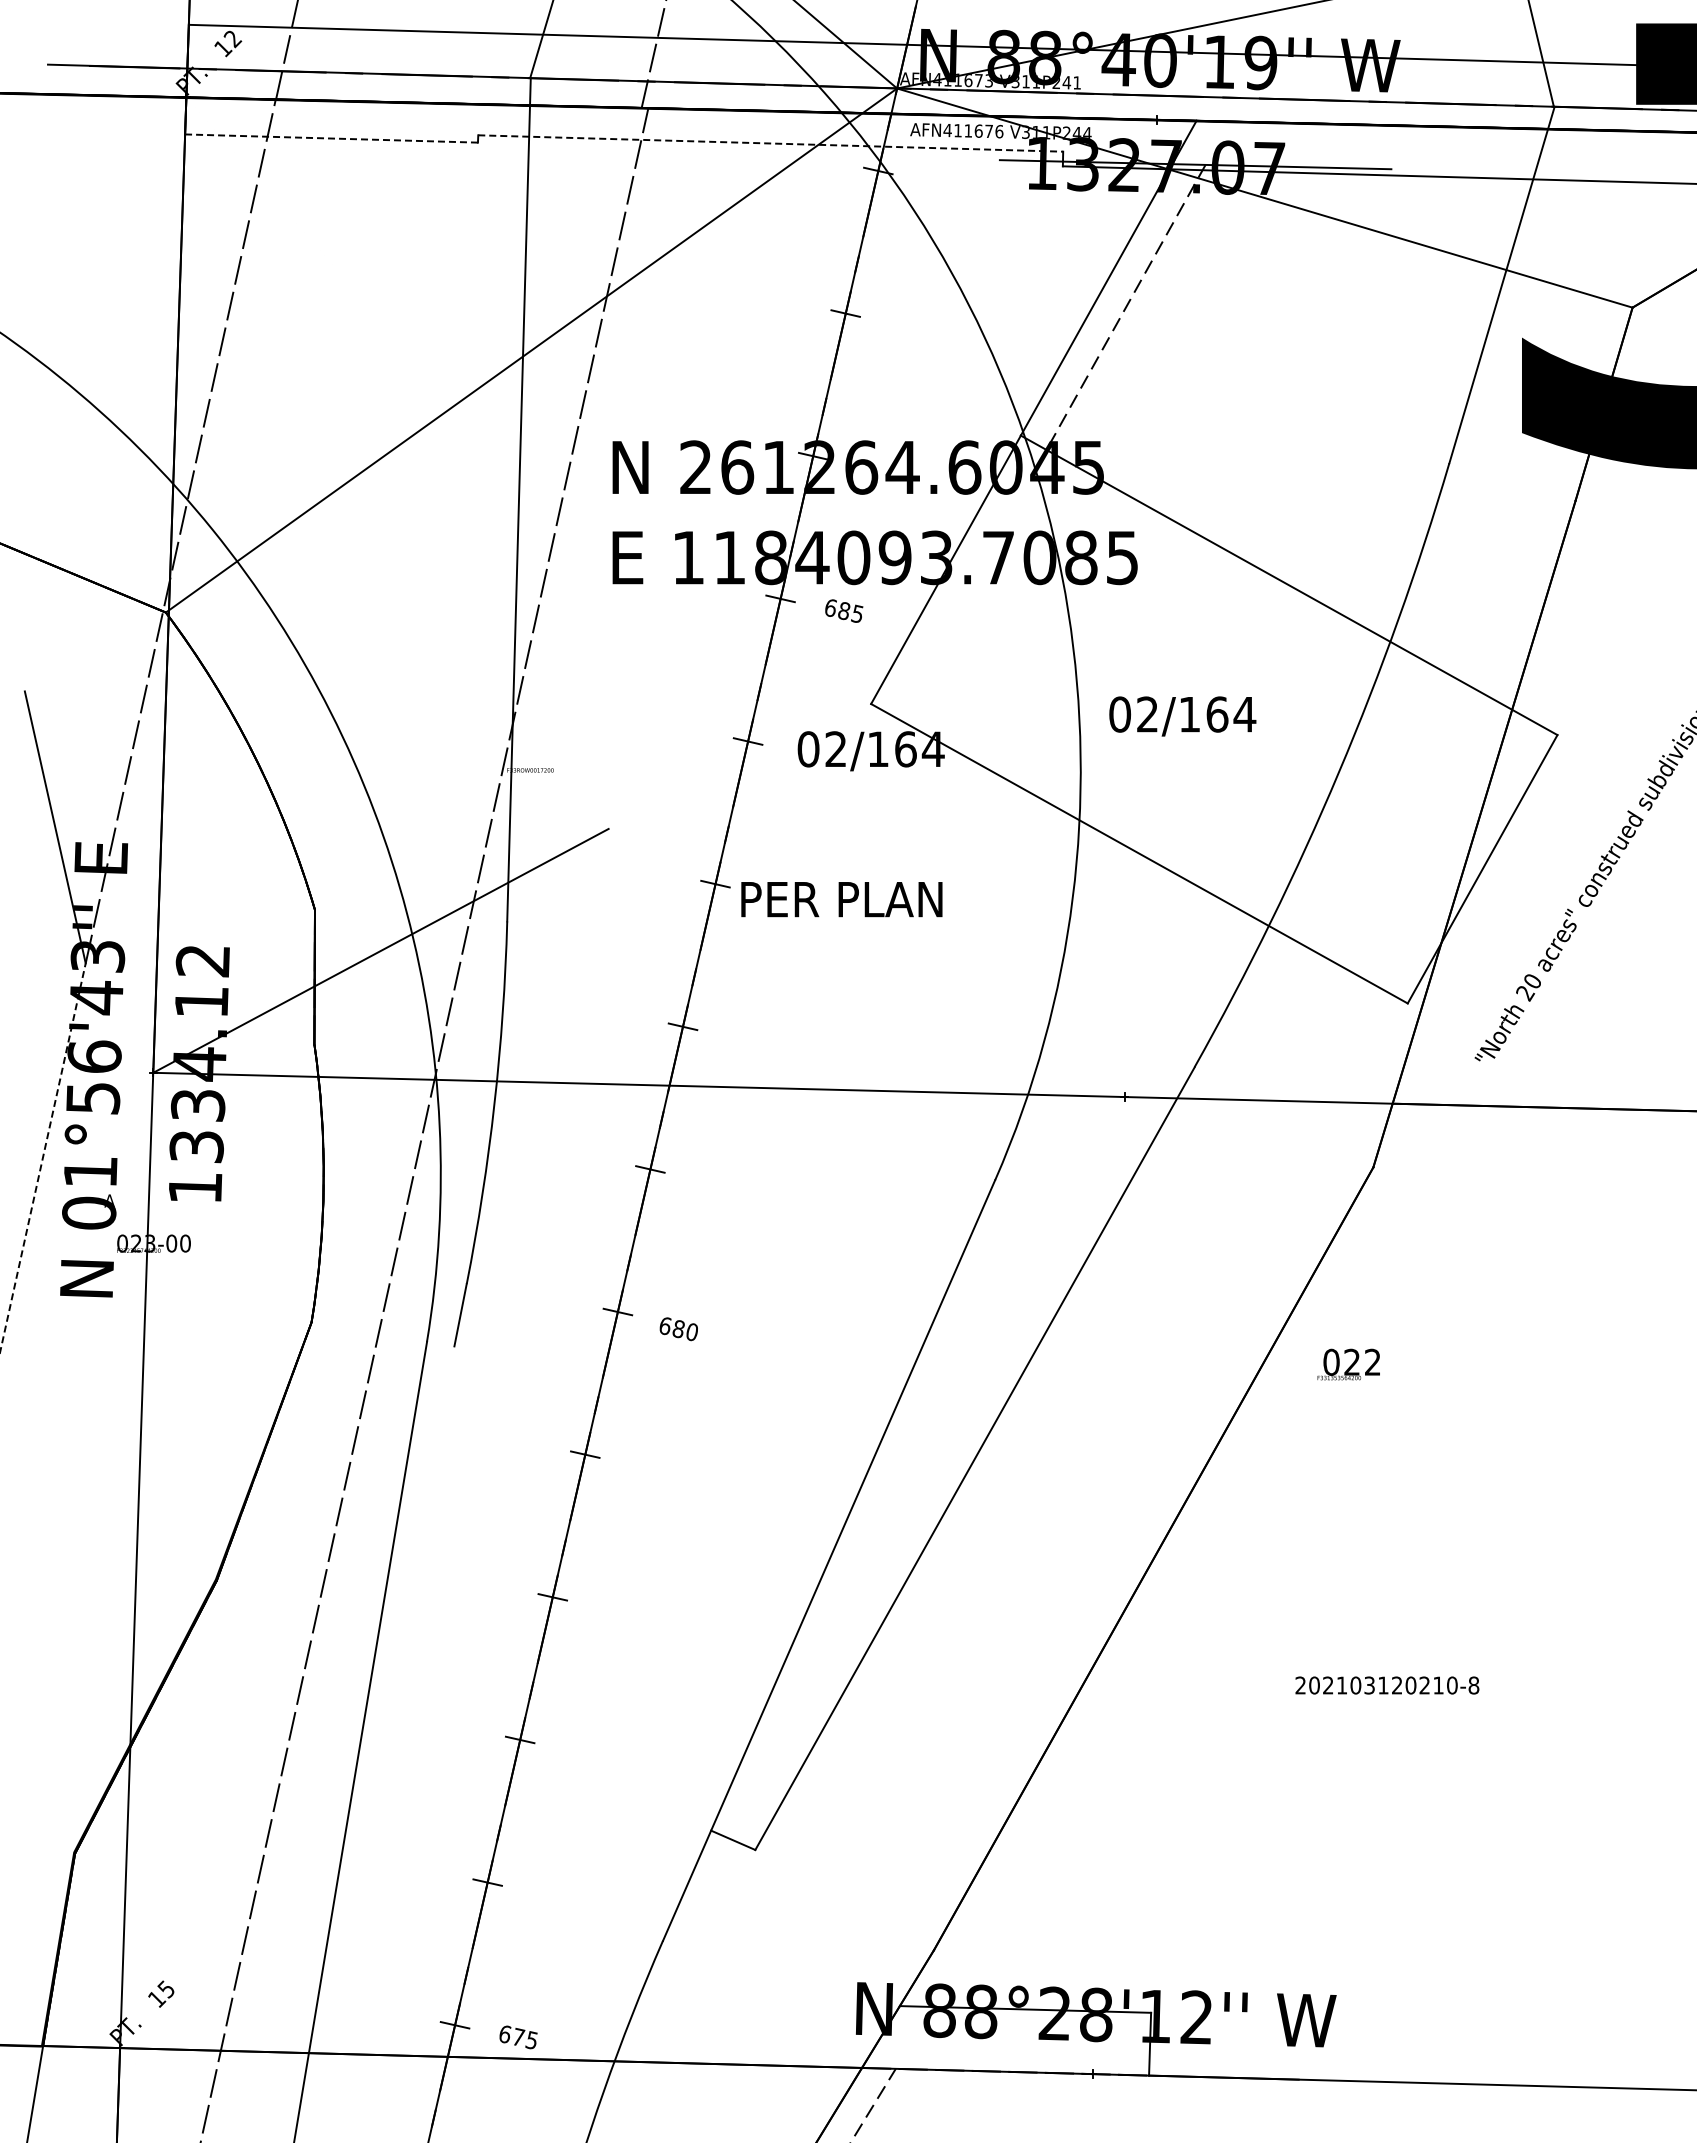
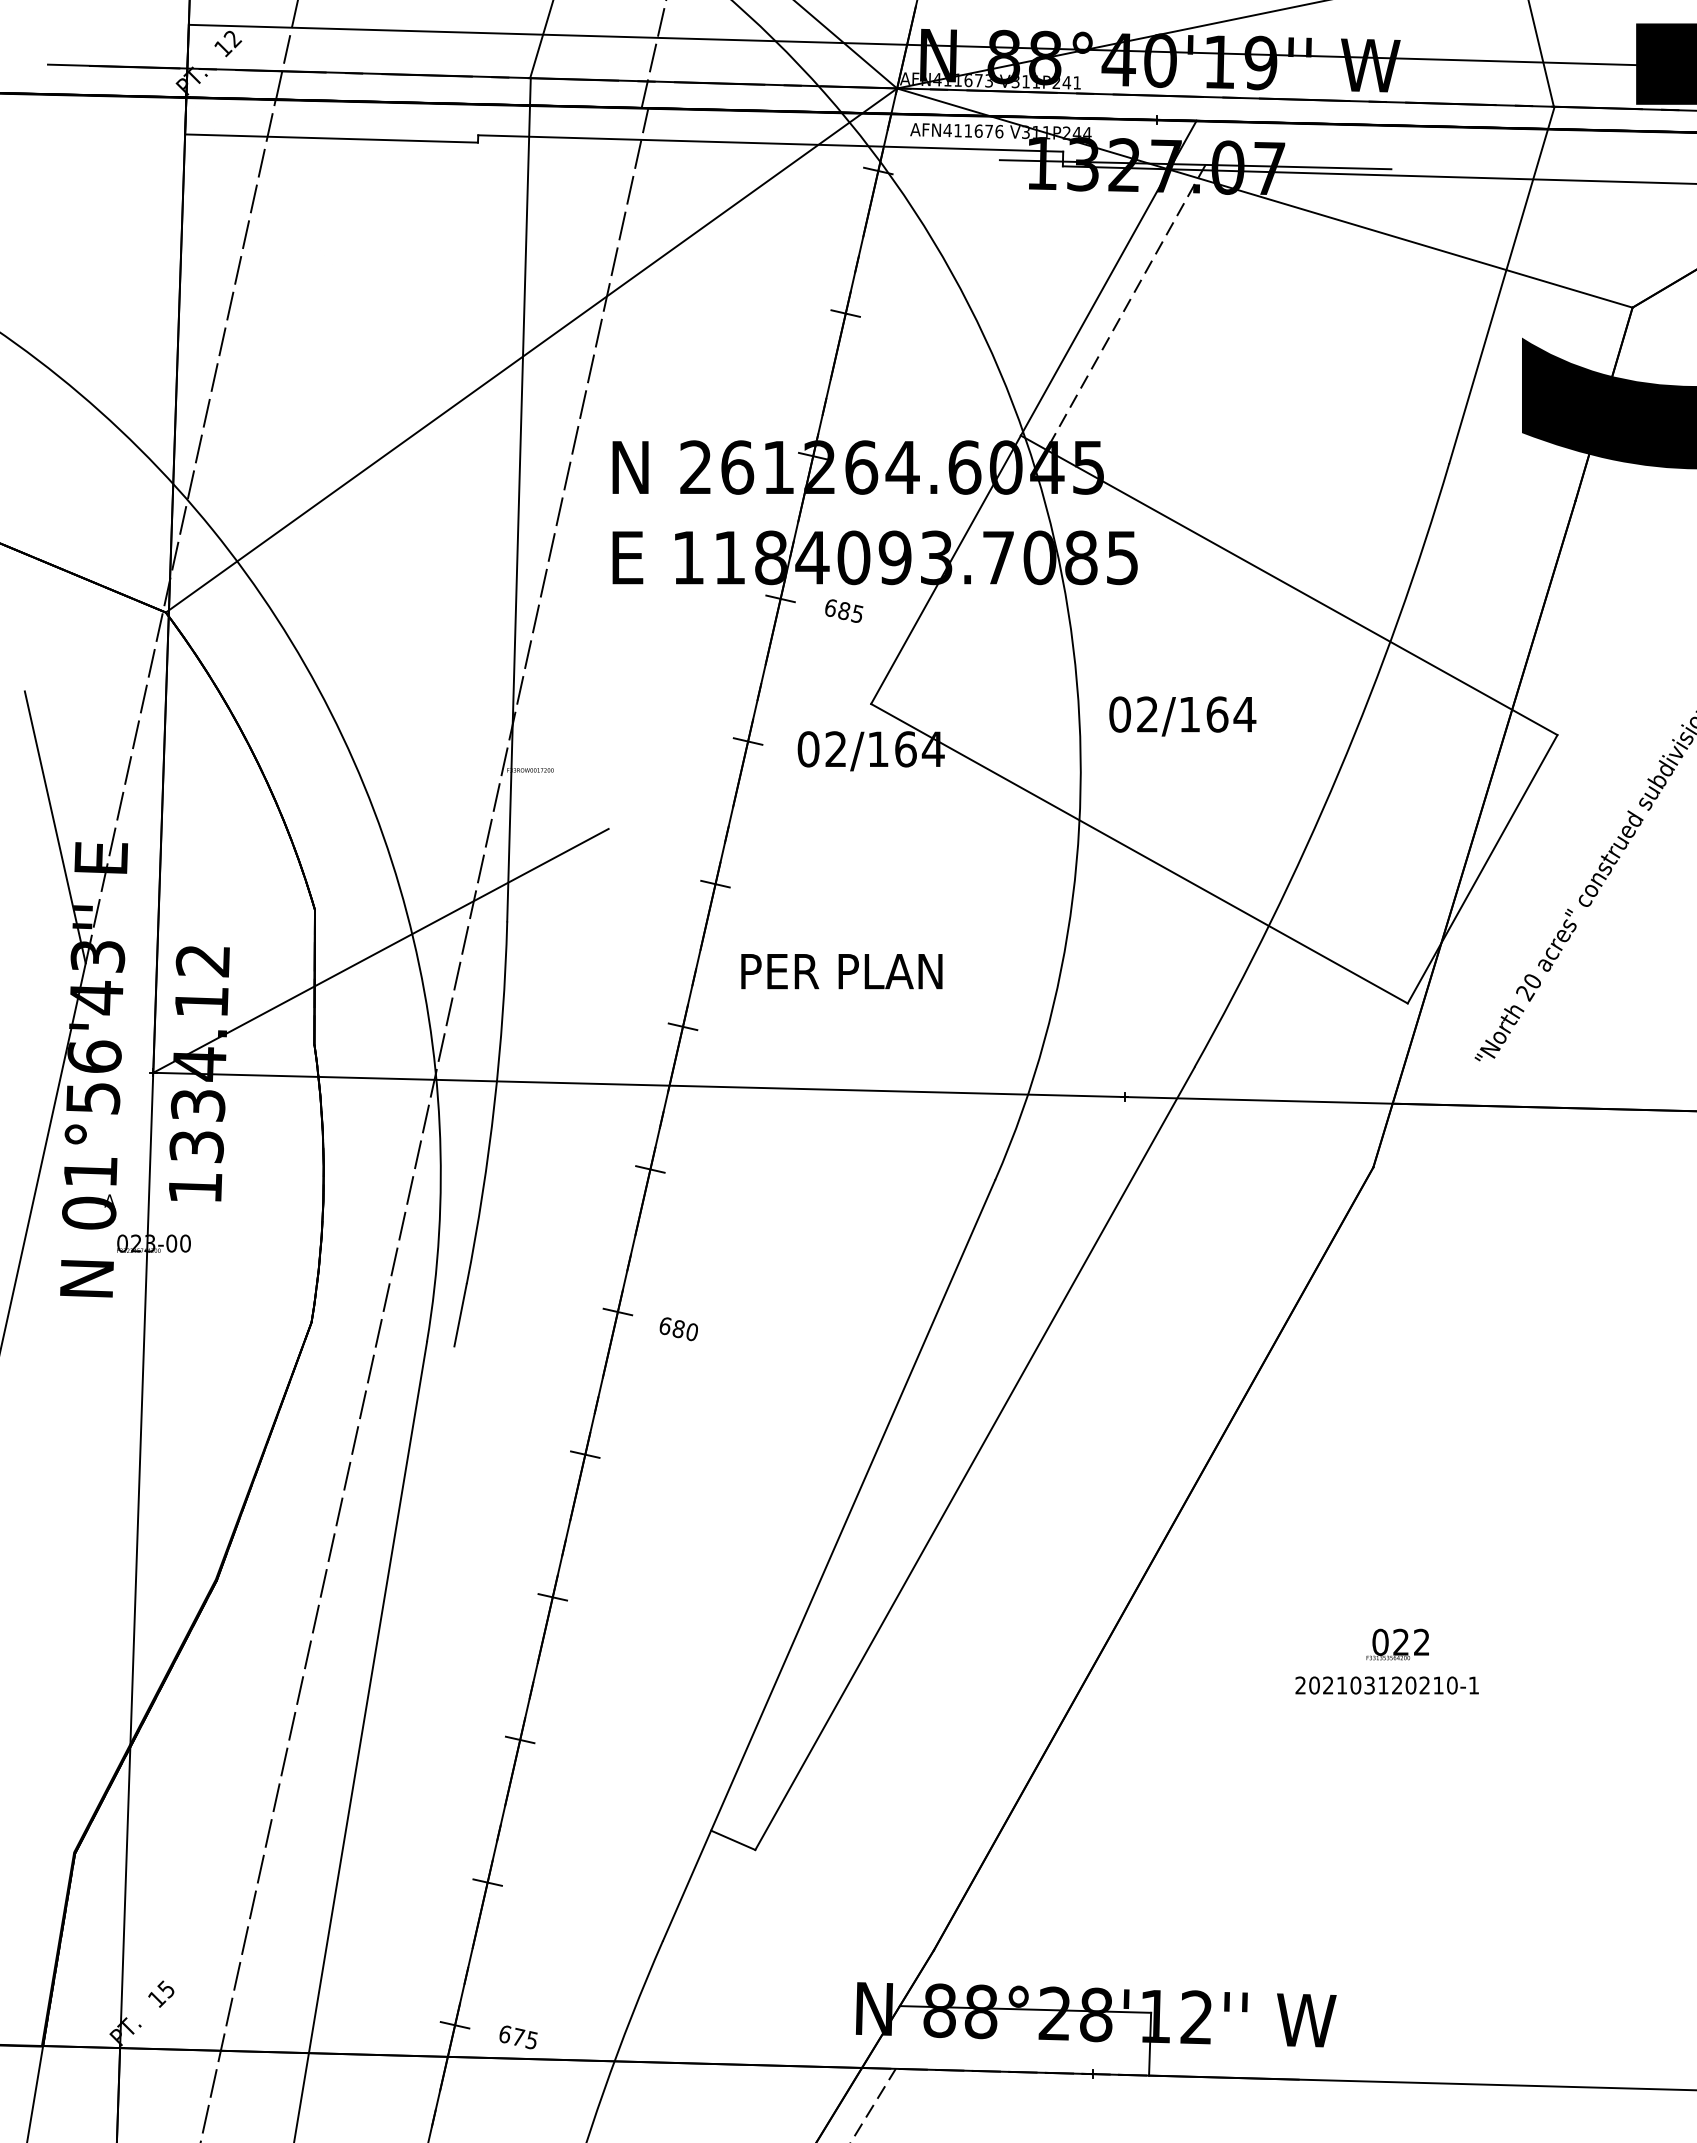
line: dashed -> solid (331, 138)
line: dashed -> solid (770, 143)
text position: (841, 899) -> (841, 971) (841, 971)
line: dashed -> solid (42, 1157)
text position: (1348, 1364) -> (1397, 1644) (1397, 1644)
text: 202103120210-8 -> 202103120210-1 (1473, 1685)
